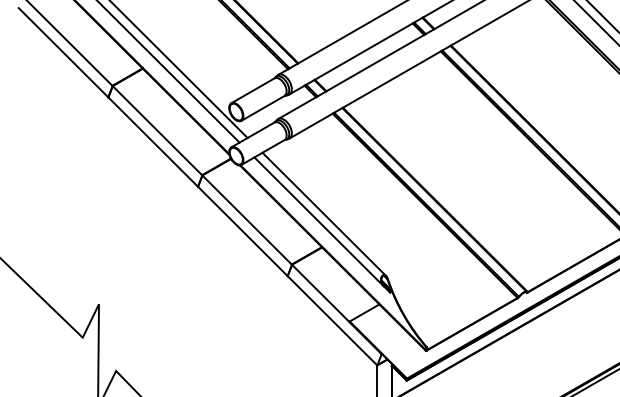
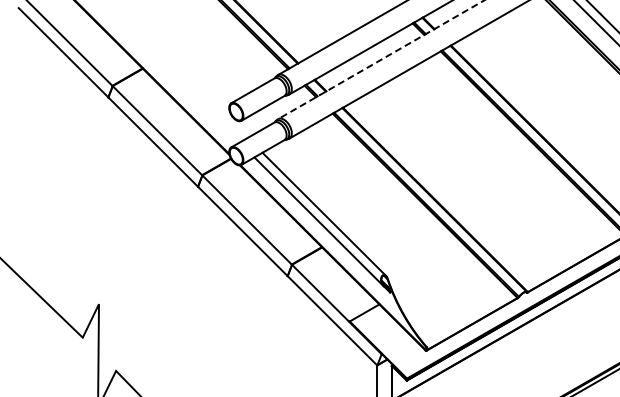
line: solid -> dashed (381, 59)
line: present -> none (179, 69)
line: present -> none (168, 72)
